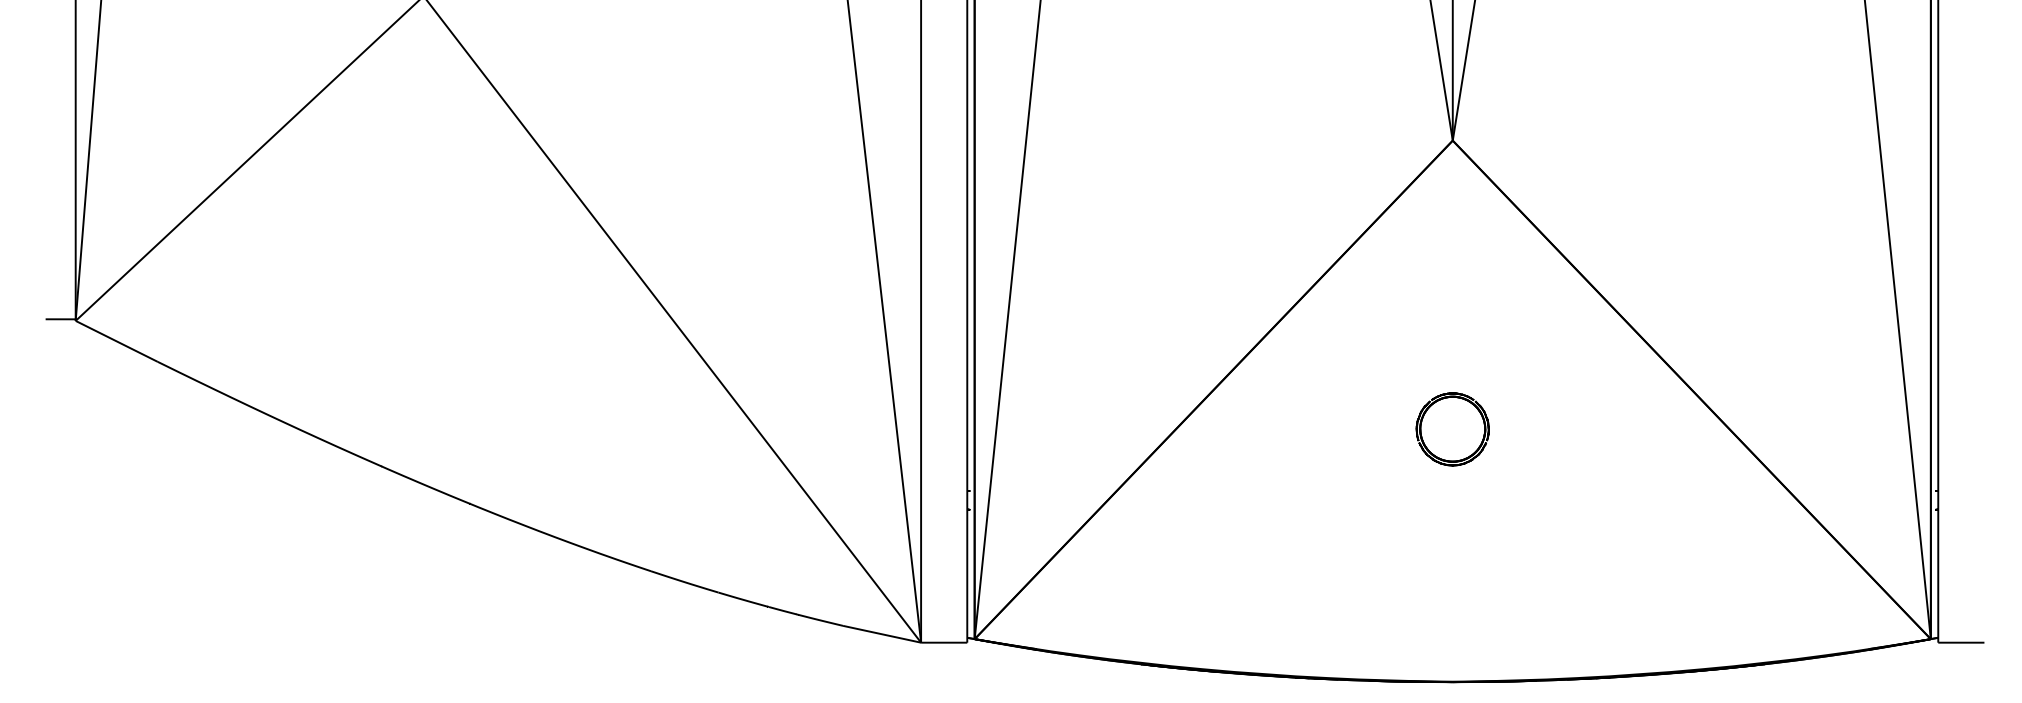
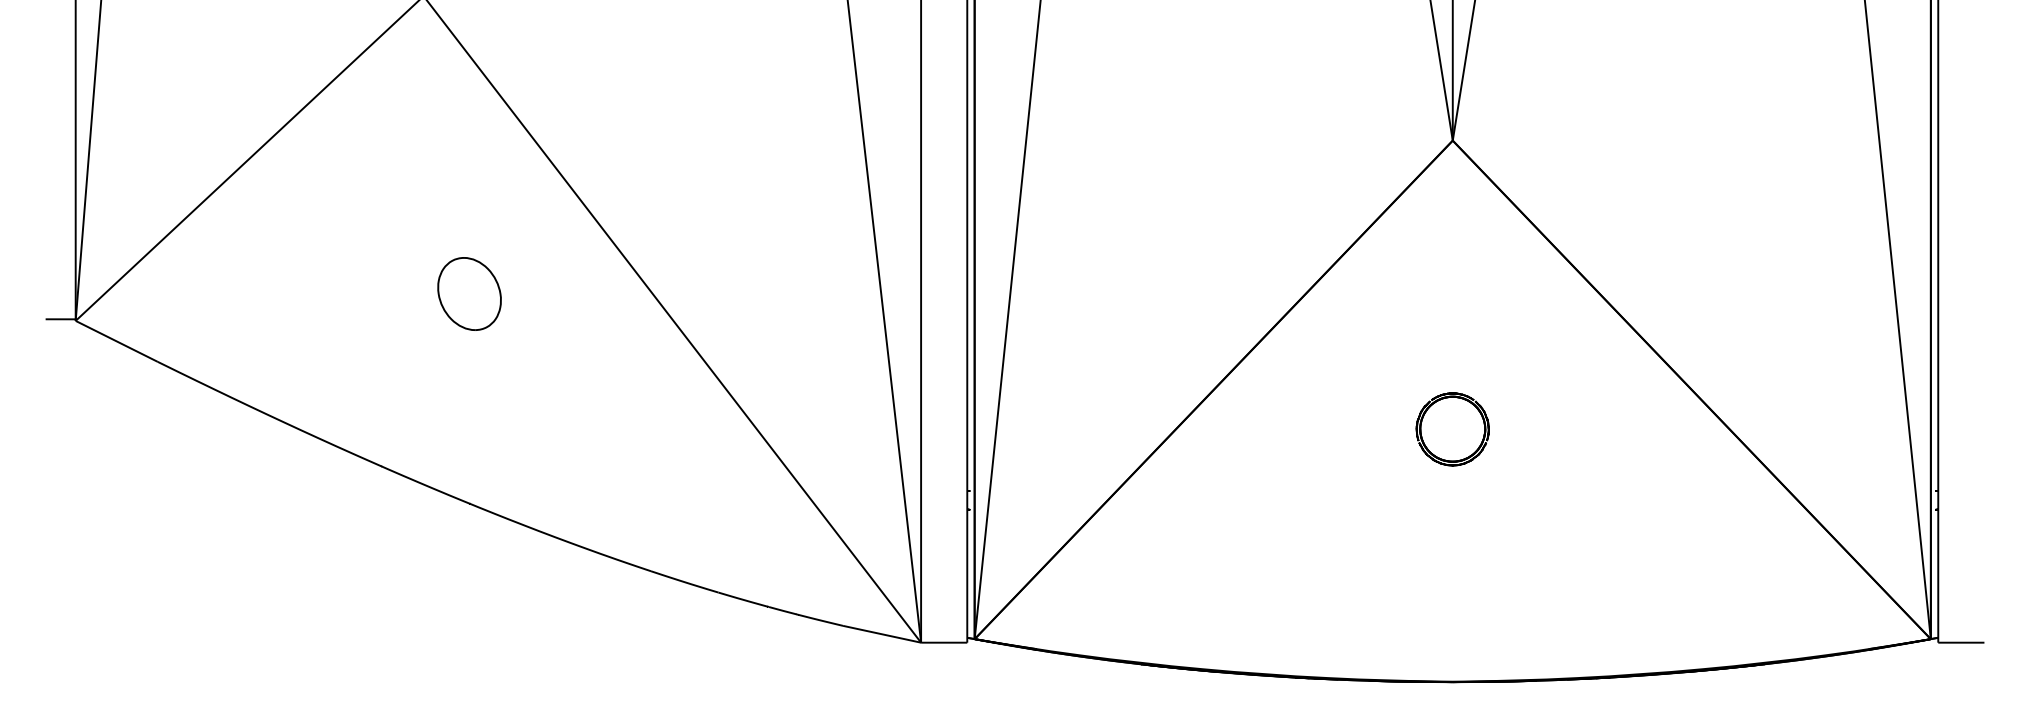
part: none -> present (469, 293)
